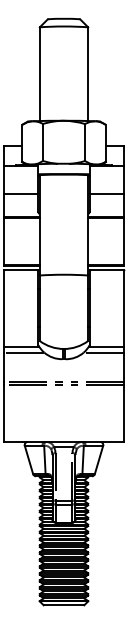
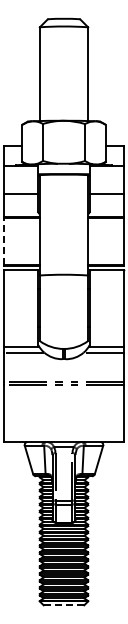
line: solid -> dashed (3, 241)
line: solid -> dashed (64, 605)
